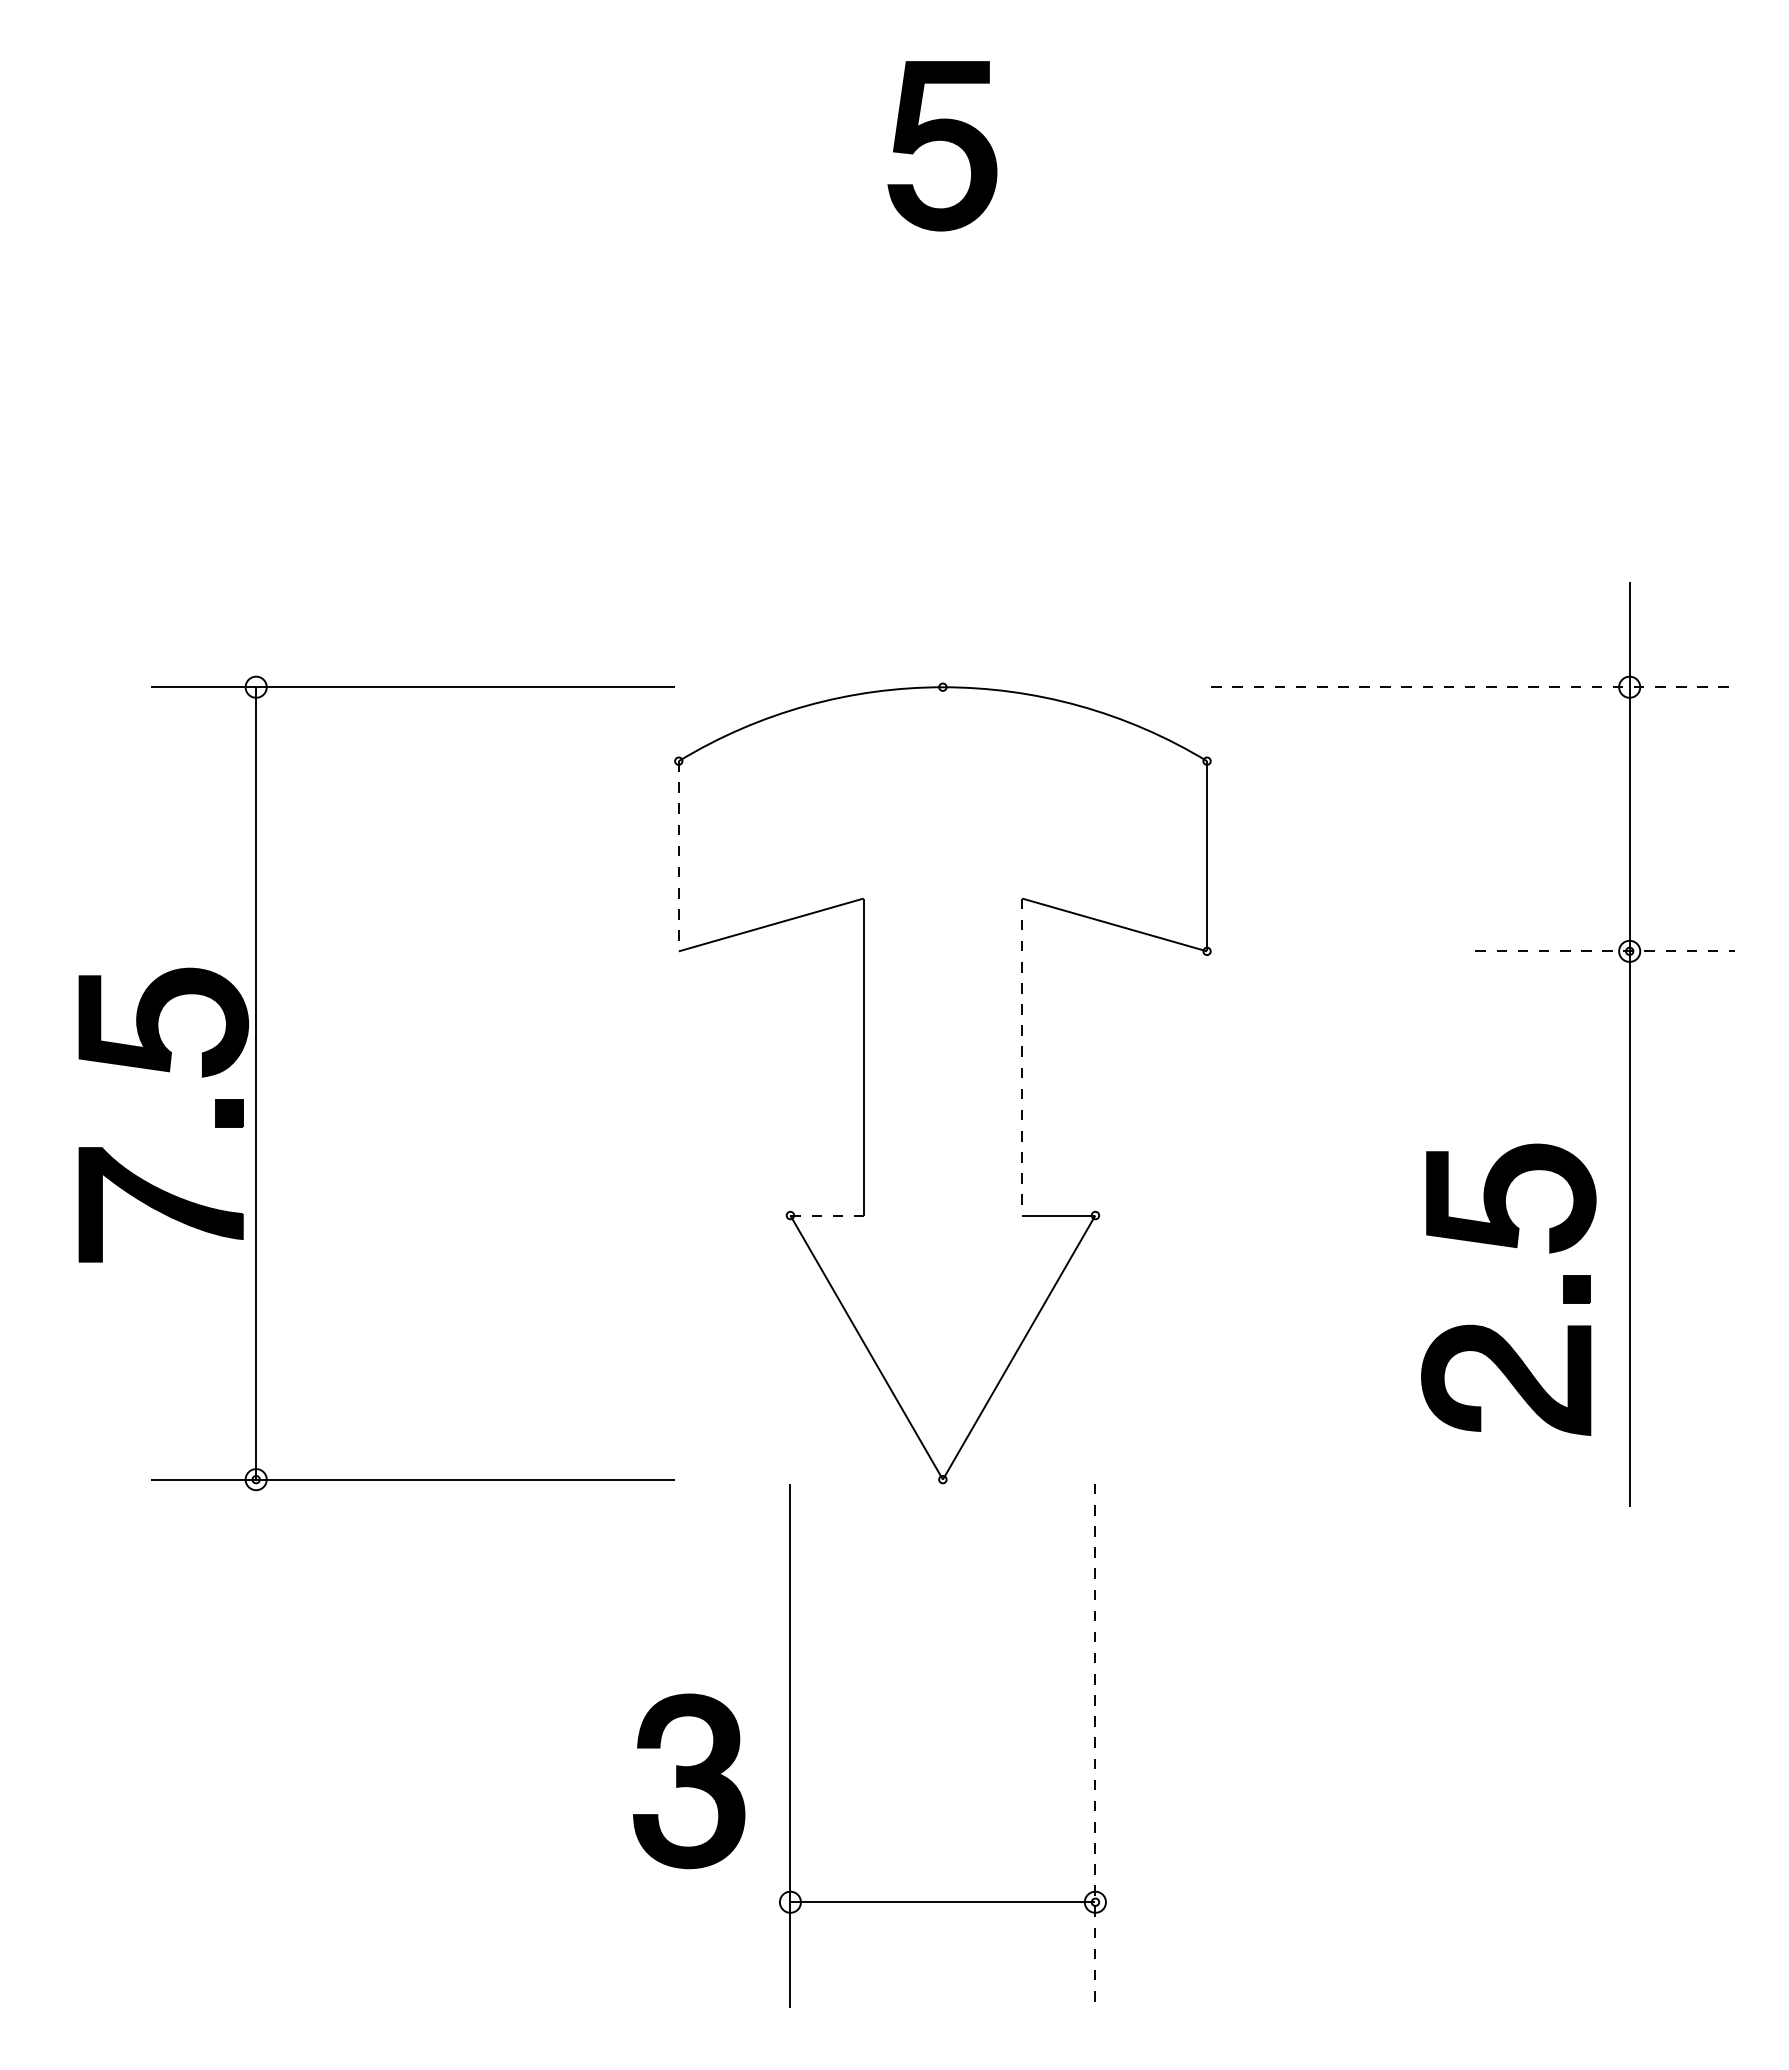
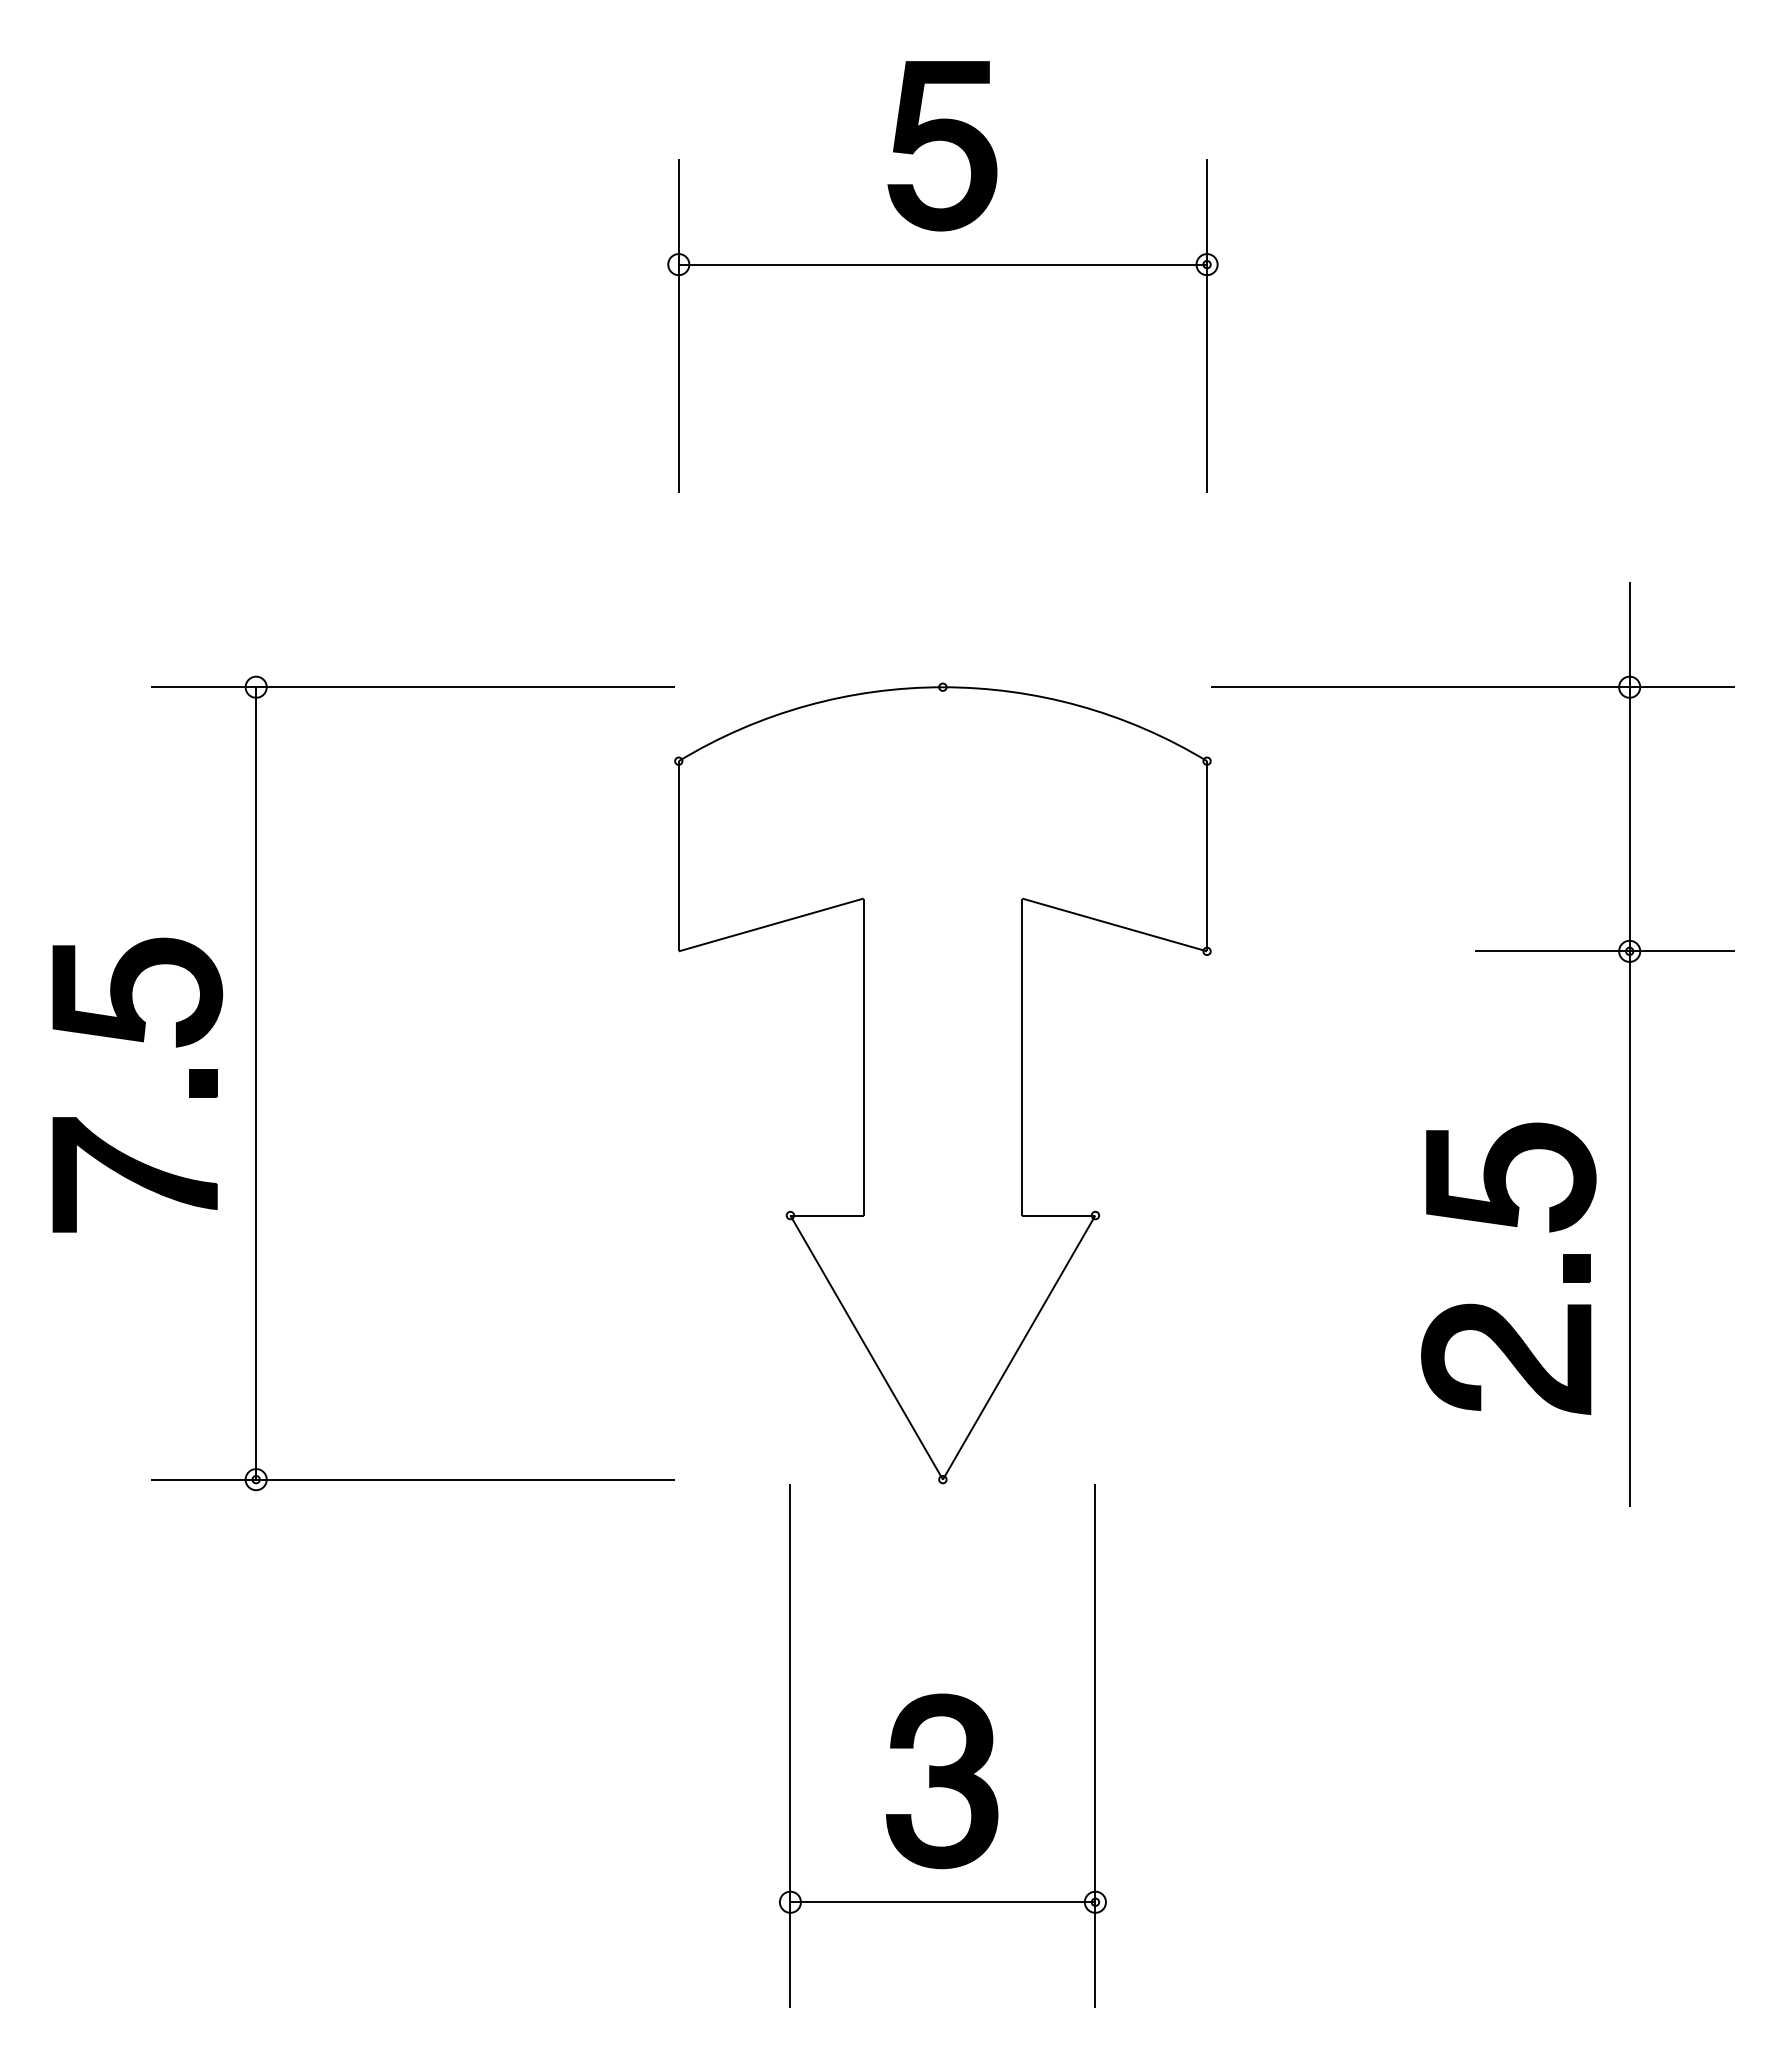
part: none -> present (942, 265)
line: dashed -> solid (1473, 687)
line: dashed -> solid (678, 856)
line: dashed -> solid (1605, 951)
line: dashed -> solid (1022, 1057)
part position: (168, 1072) -> (142, 1042) (142, 1042)
line: dashed -> solid (827, 1215)
part position: (1516, 1248) -> (1516, 1227) (1516, 1227)
line: dashed -> solid (1095, 1746)
part position: (689, 1781) -> (942, 1781) (942, 1781)
